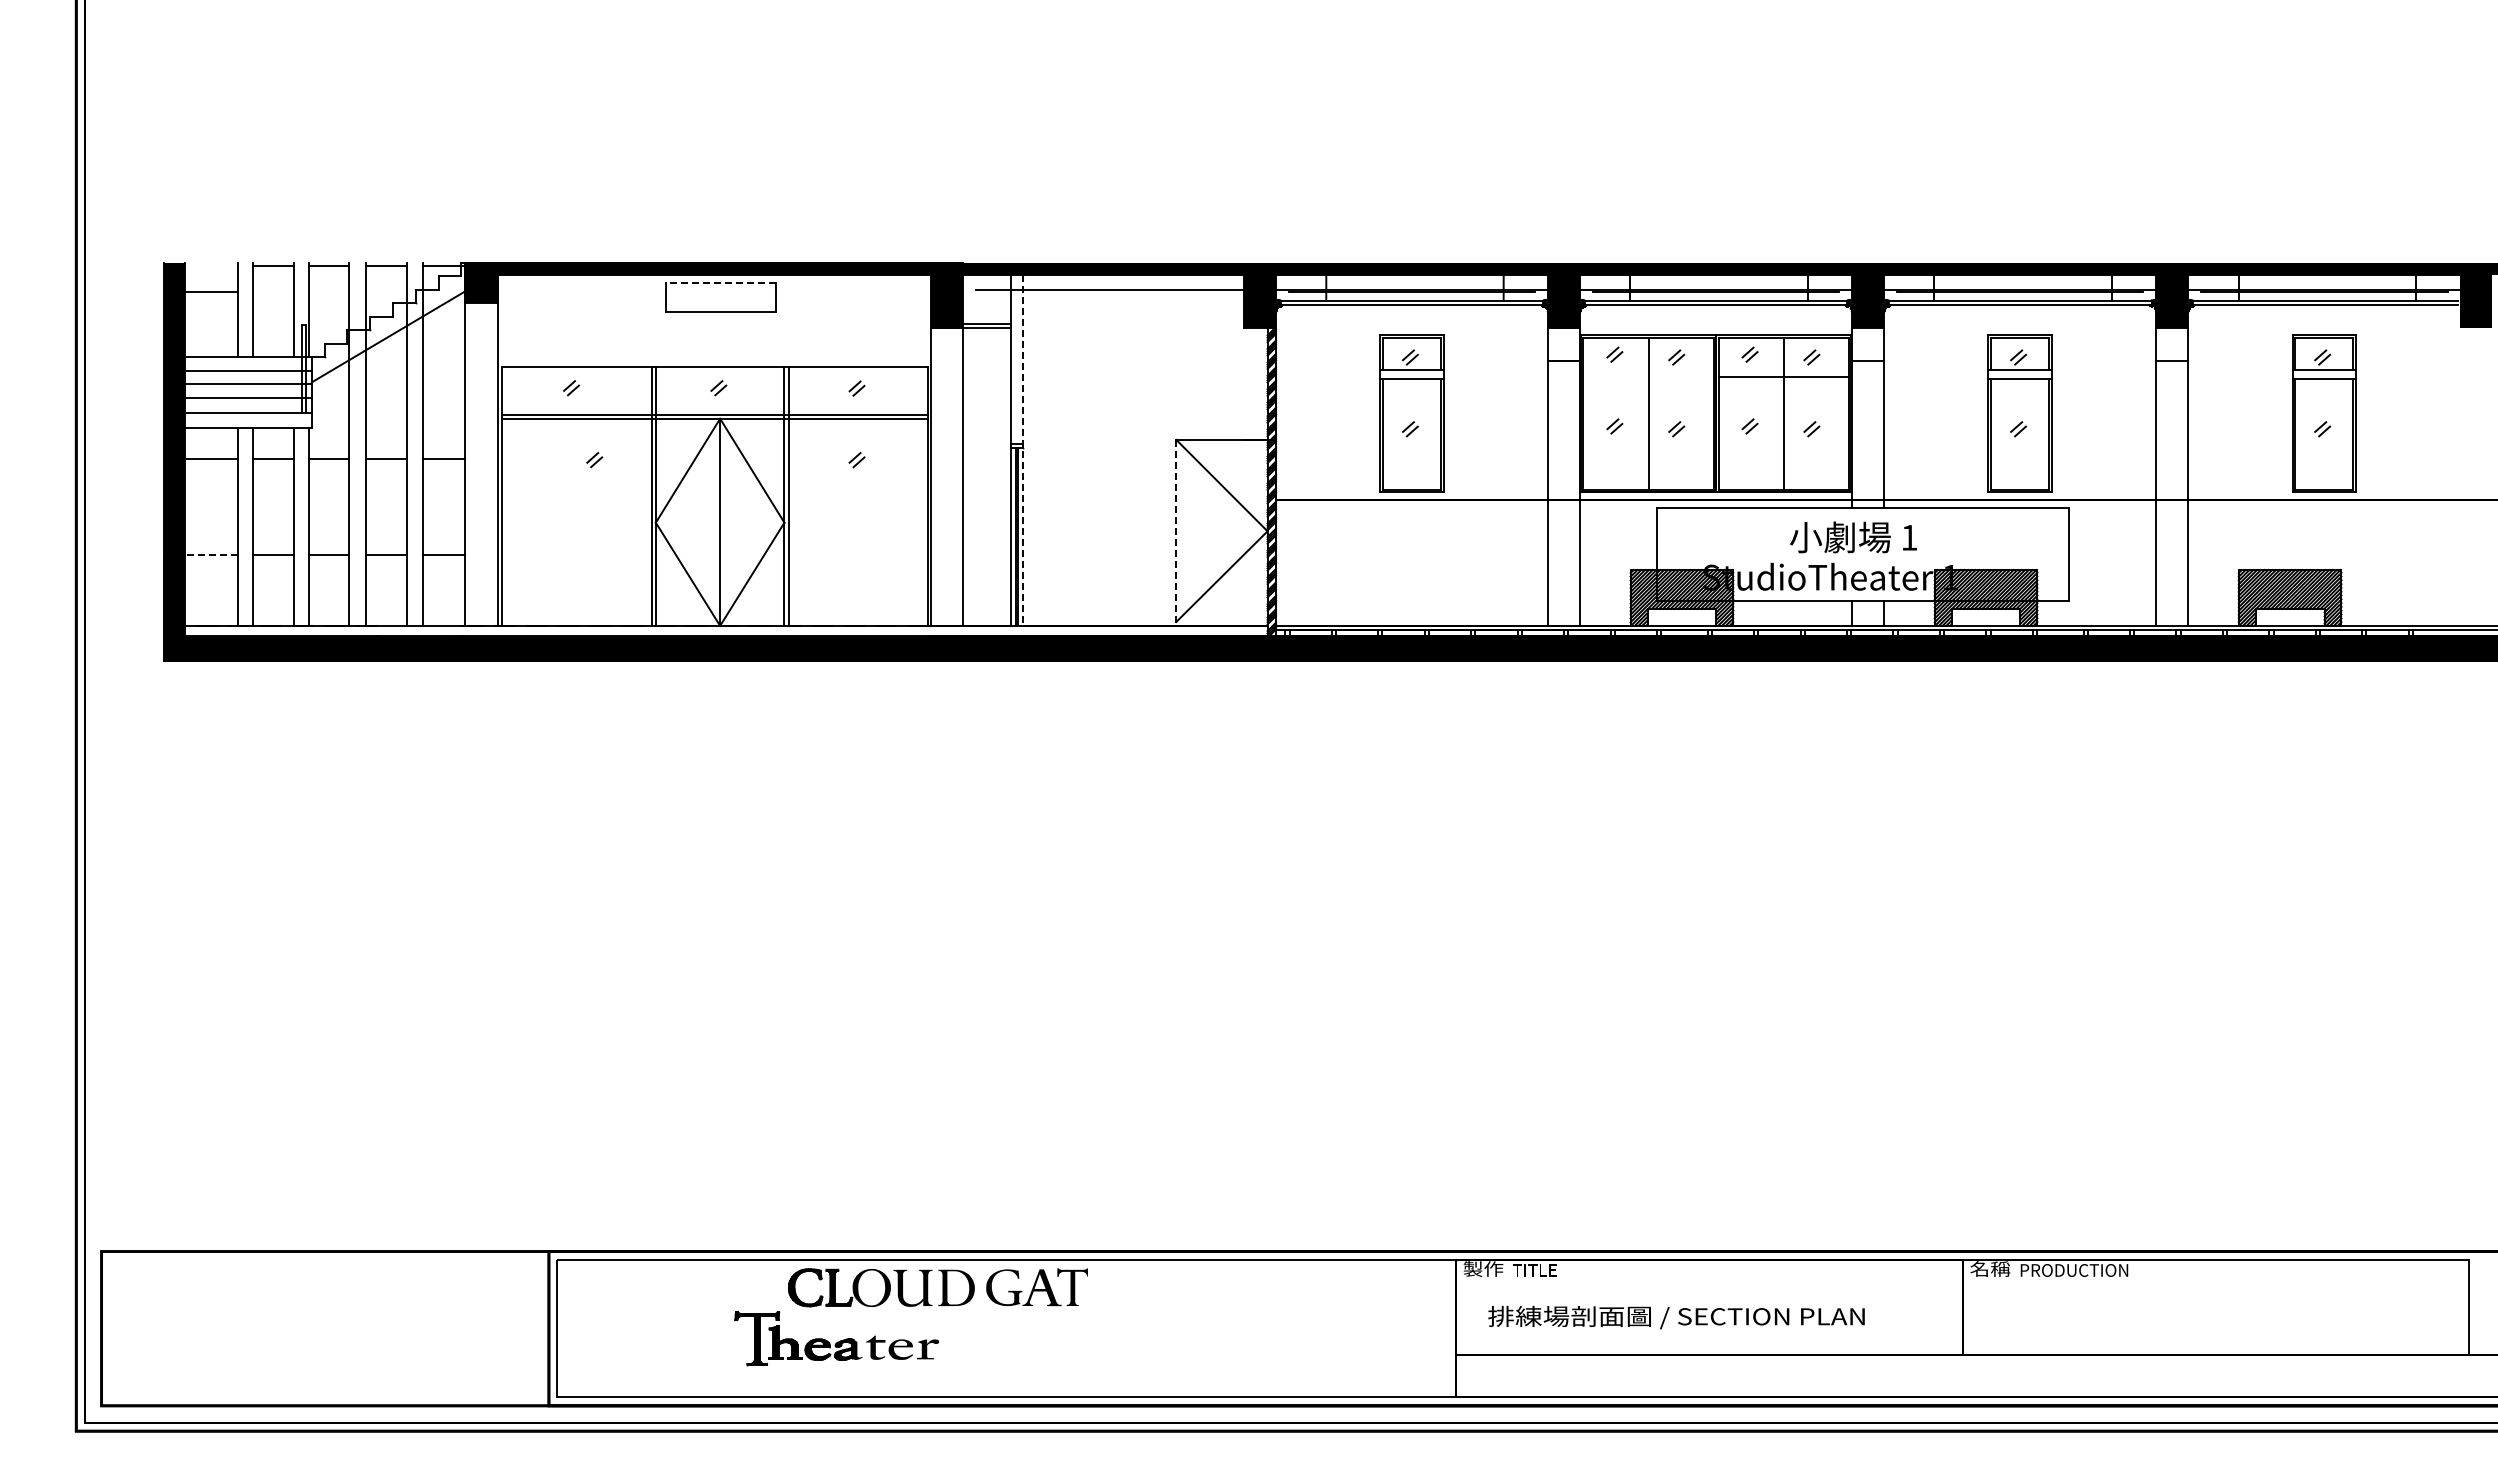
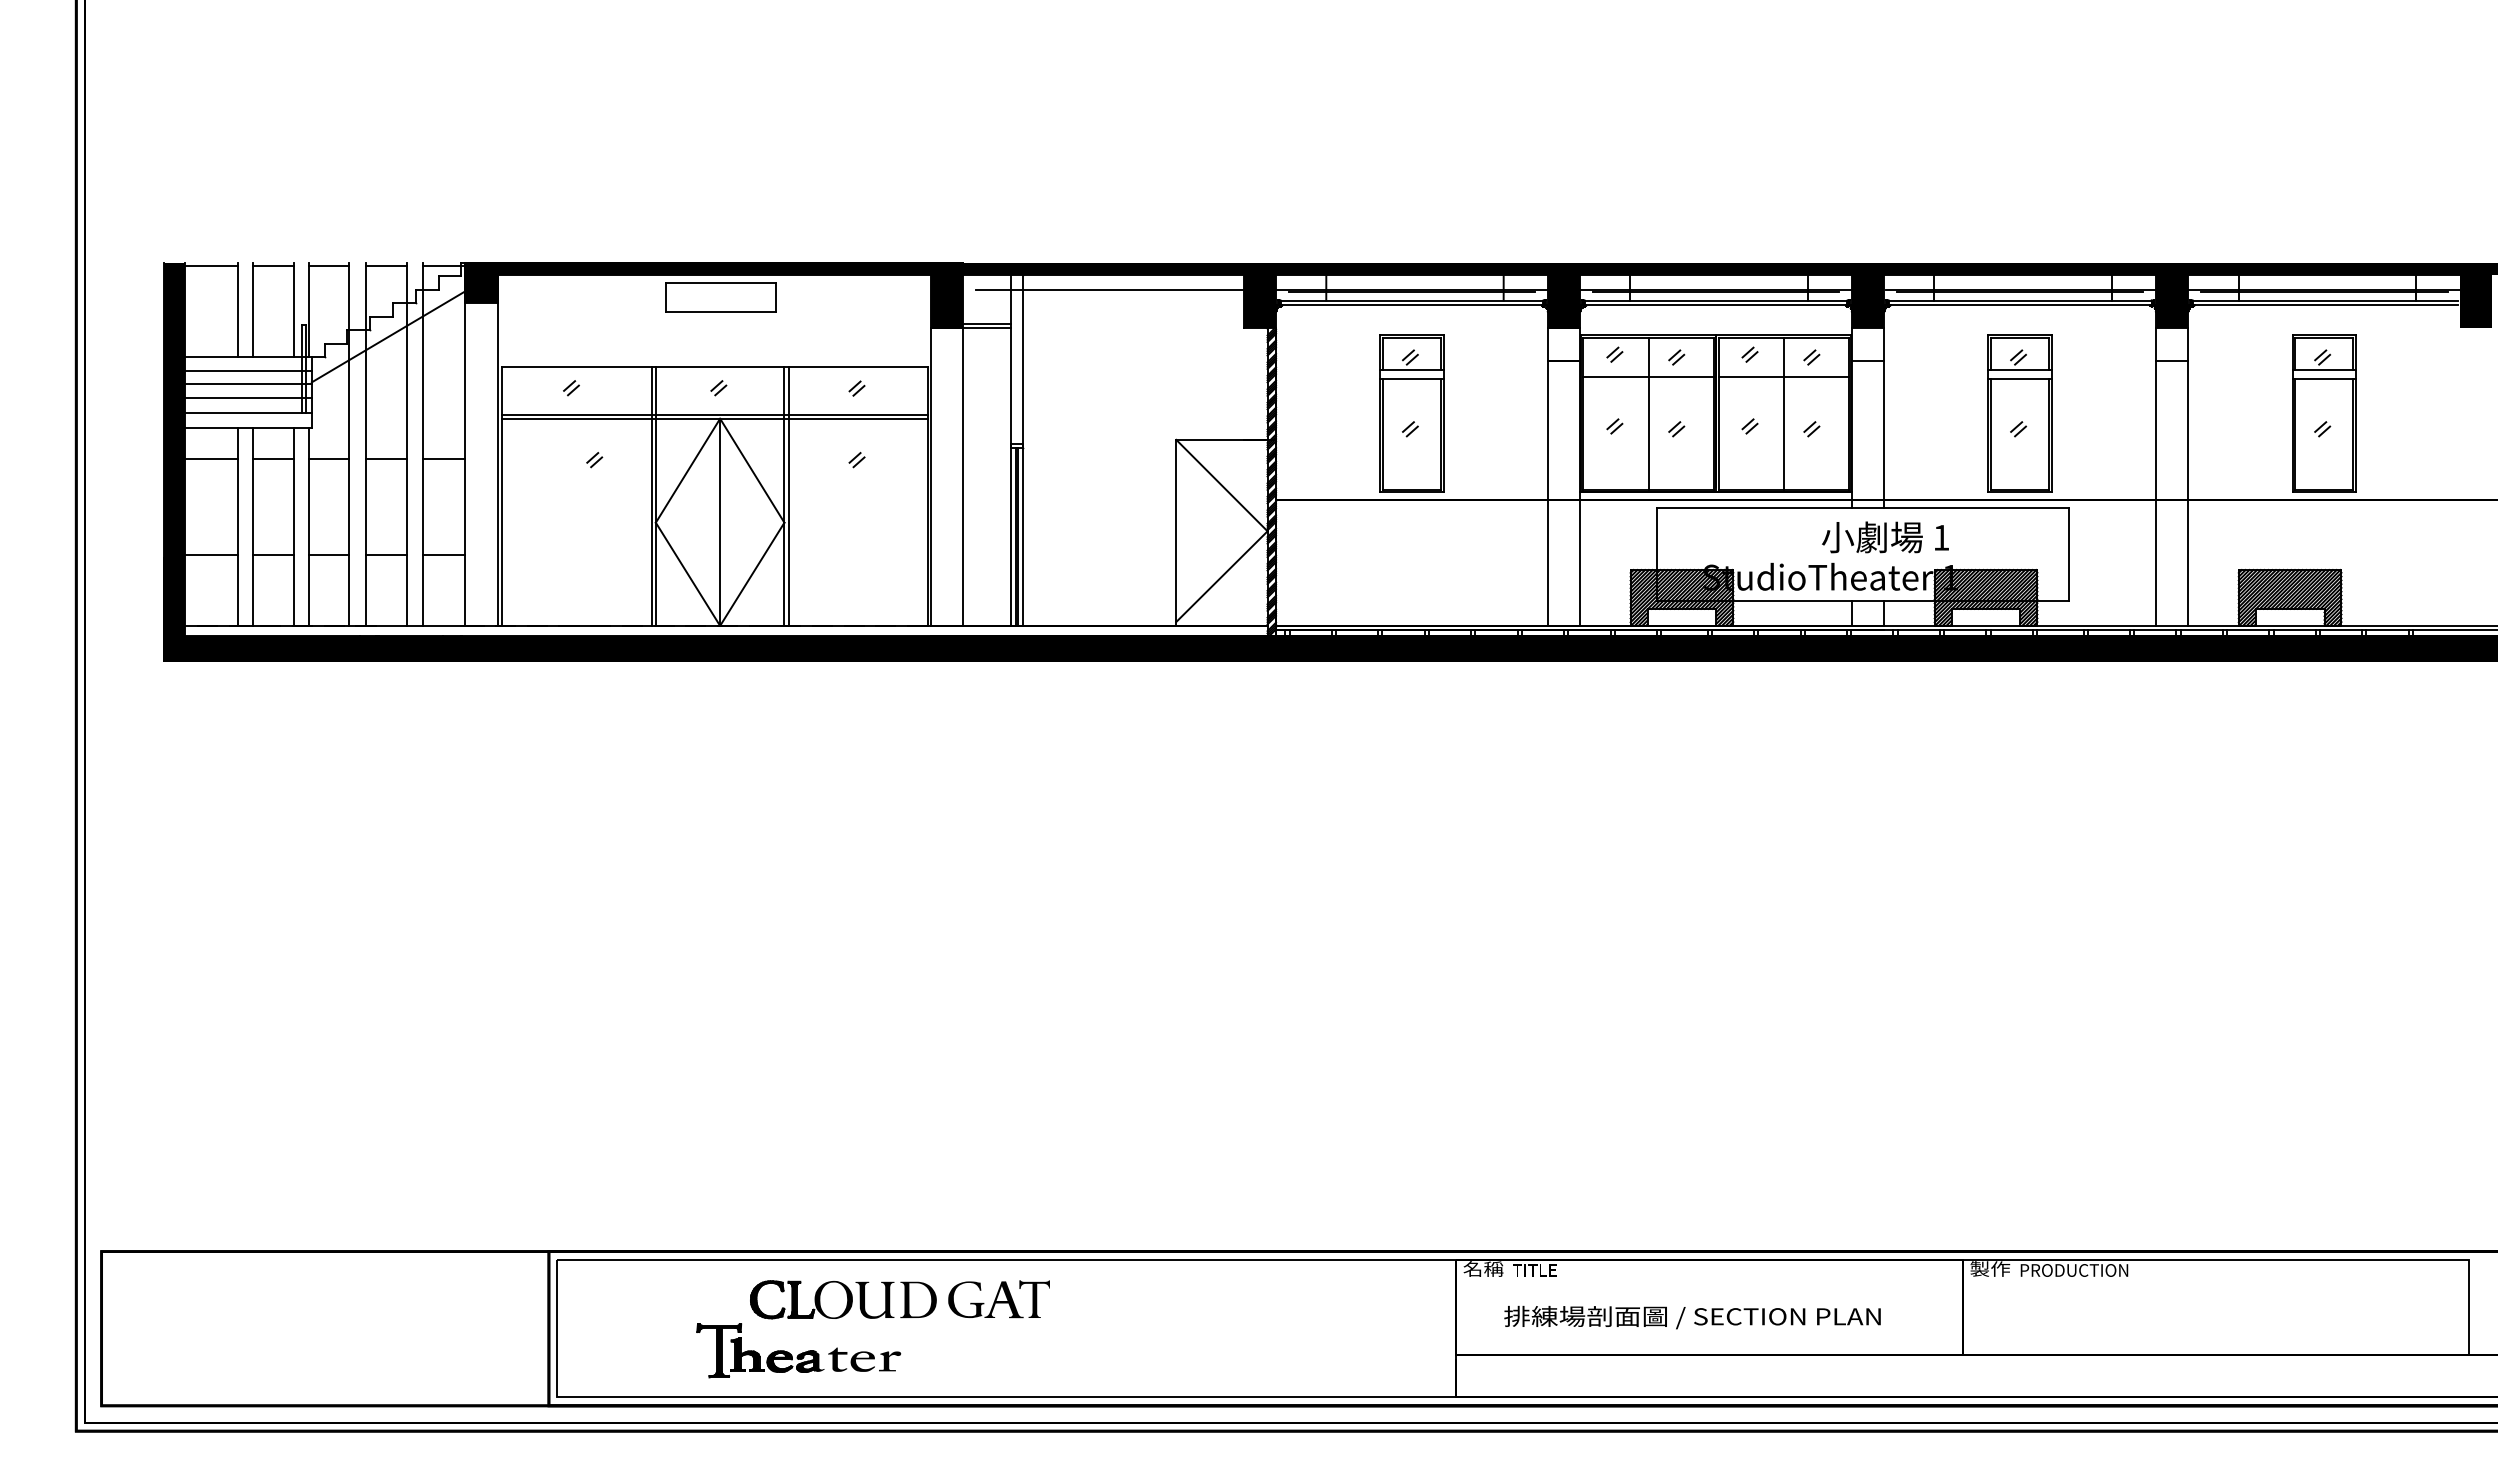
line: dashed -> solid (720, 282)
line position: (211, 291) -> (211, 265) (211, 265)
line: none -> present (1648, 377)
line: dashed -> solid (1023, 450)
line: dashed -> solid (1176, 532)
text position: (1853, 537) -> (1885, 537) (1885, 537)
line: dashed -> solid (211, 554)
text: 製作 -> 名稱 (1483, 1268)
text: 名稱 -> 製作 (1990, 1268)
part position: (910, 1306) -> (872, 1318) (872, 1318)
text position: (1676, 1317) -> (1692, 1317) (1692, 1317)
